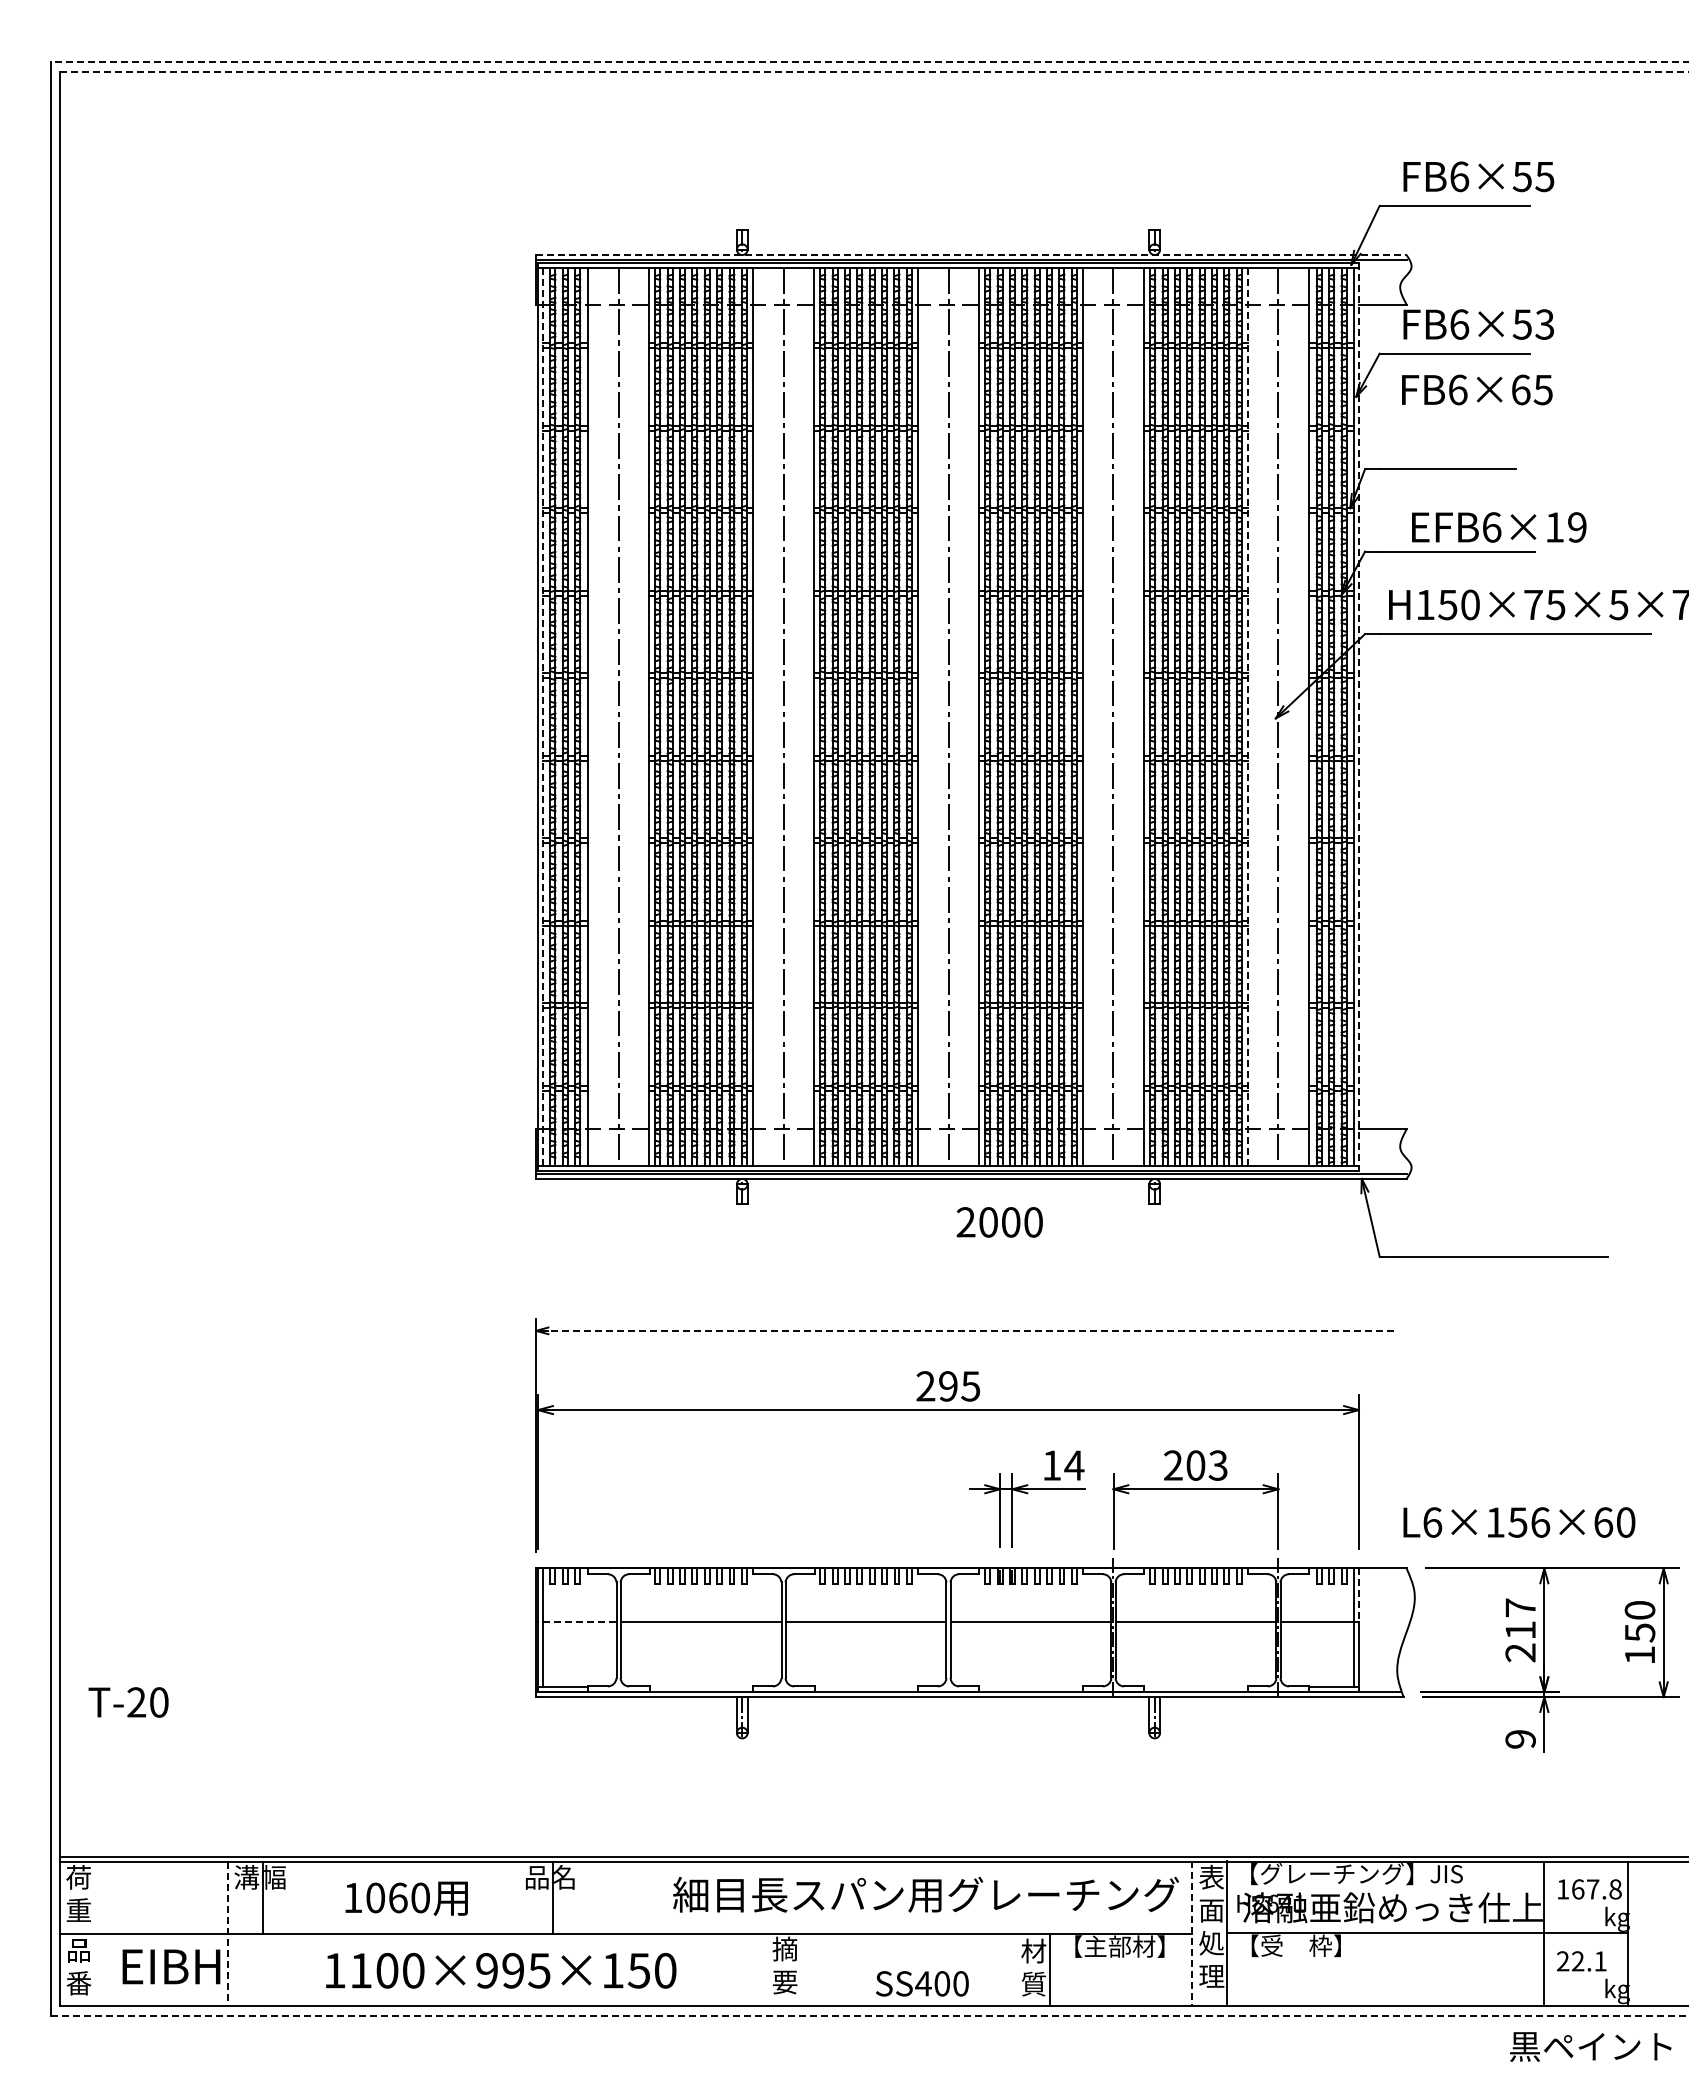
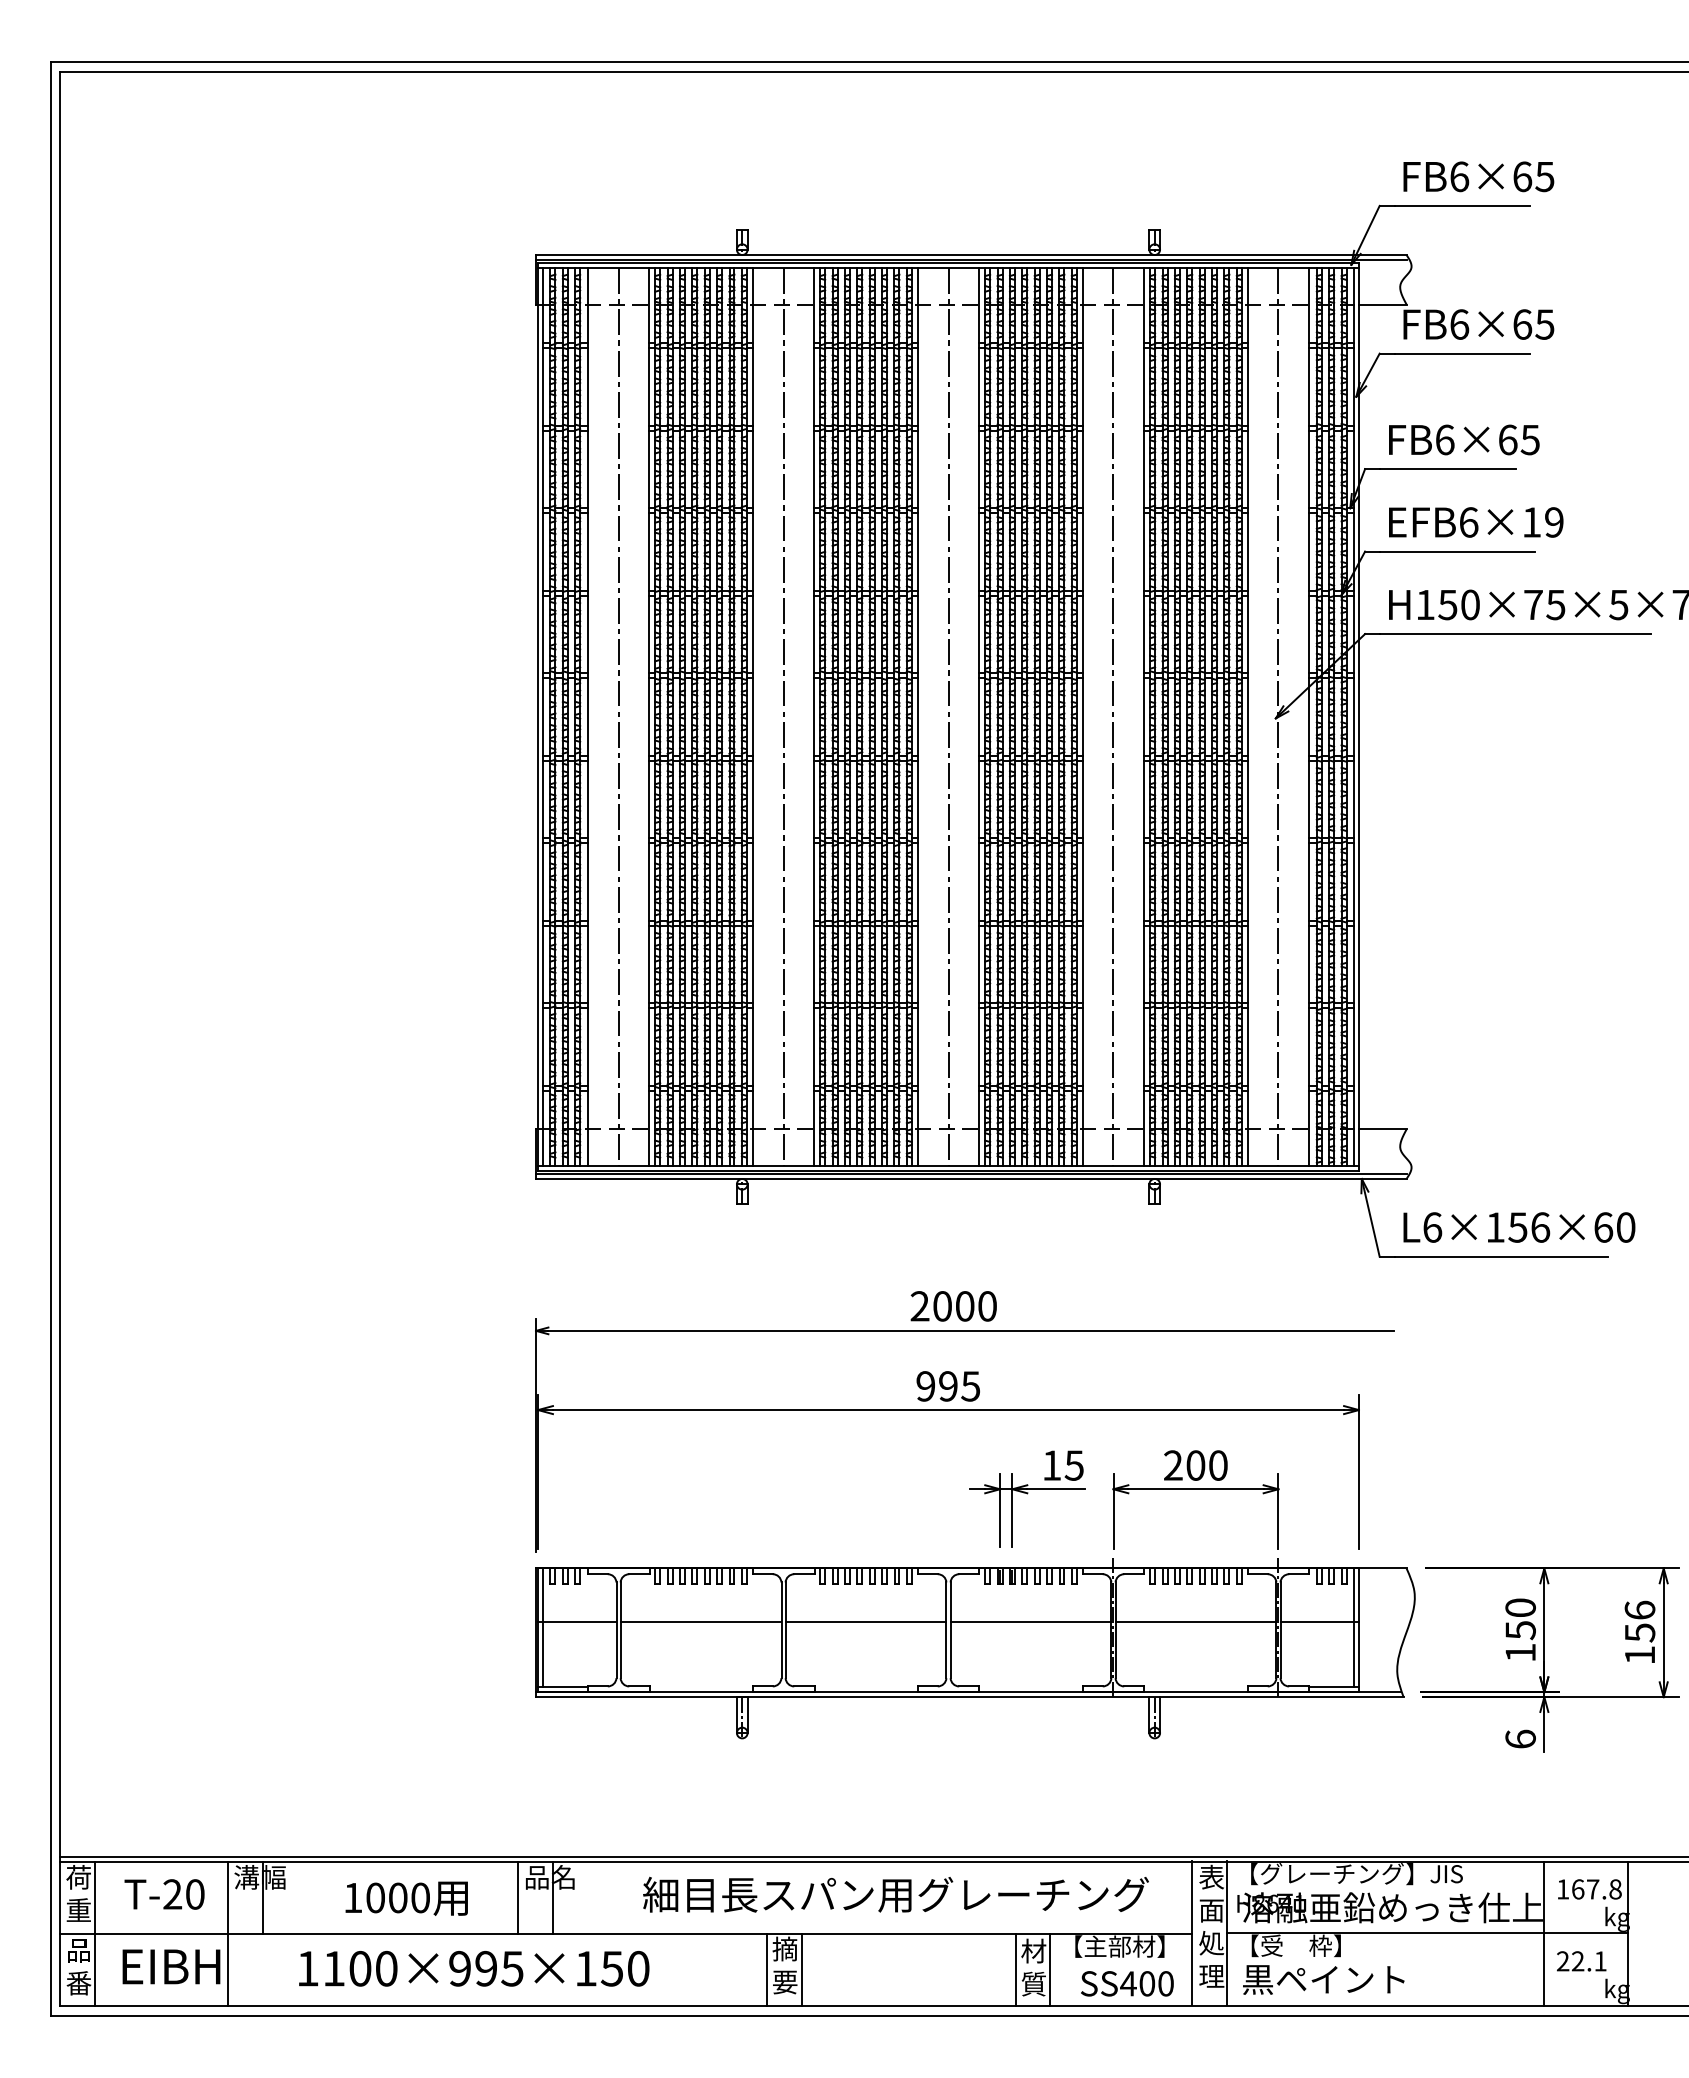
line: dashed -> solid (869, 62)
line: dashed -> solid (875, 71)
text: FB6×55 -> FB6×65 (1522, 176)
line: dashed -> solid (971, 255)
text: FB6×53 -> FB6×65 (1533, 324)
text position: (1477, 389) -> (1464, 439) (1464, 439)
text position: (1499, 527) -> (1476, 522) (1476, 522)
line: dashed -> solid (543, 717)
line: dashed -> solid (1247, 717)
line: dashed -> solid (1358, 717)
text position: (999, 1222) -> (953, 1306) (953, 1306)
line: dashed -> solid (971, 1330)
text: 295 -> 995 (925, 1386)
text: 14 -> 15 (1074, 1465)
text: 203 -> 200 (1217, 1465)
text position: (1519, 1522) -> (1519, 1227) (1519, 1227)
line: dashed -> solid (1358, 1595)
text: 150 -> 156 (1639, 1609)
line: dashed -> solid (576, 1622)
text: 217 -> 150 (1520, 1630)
text position: (128, 1702) -> (164, 1894) (164, 1894)
text: 9 -> 6 (1520, 1738)
text position: (925, 1894) -> (895, 1894) (895, 1894)
text: 1060 -> 1000 (398, 1897)
line: none -> present (518, 1897)
line: dashed -> solid (1192, 1932)
line: none -> present (95, 1933)
line: dashed -> solid (227, 1933)
line: none -> present (767, 1969)
line: none -> present (801, 1969)
line: none -> present (1015, 1969)
text position: (501, 1970) -> (474, 1968) (474, 1968)
text position: (922, 1983) -> (1127, 1983) (1127, 1983)
line: dashed -> solid (869, 2015)
text position: (1590, 2046) -> (1323, 1979) (1323, 1979)
